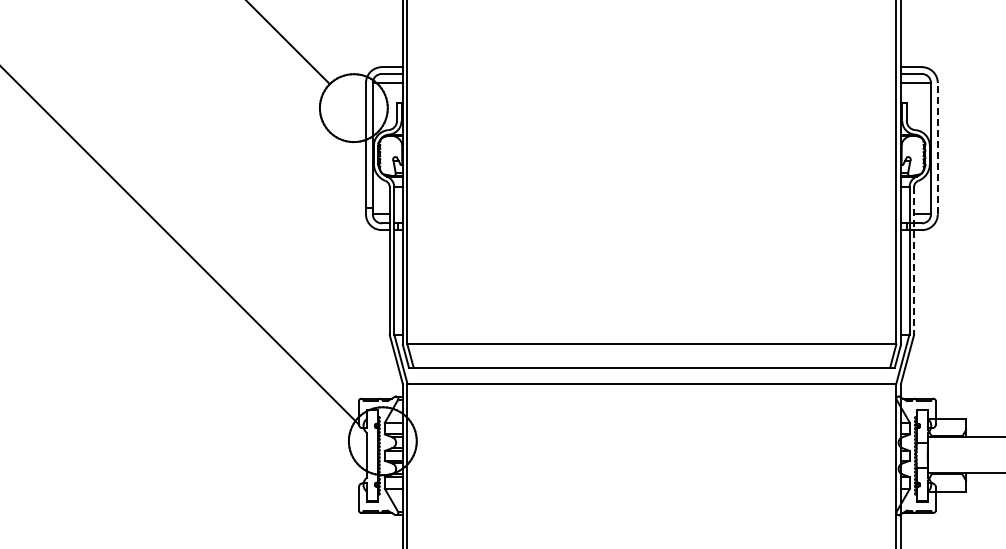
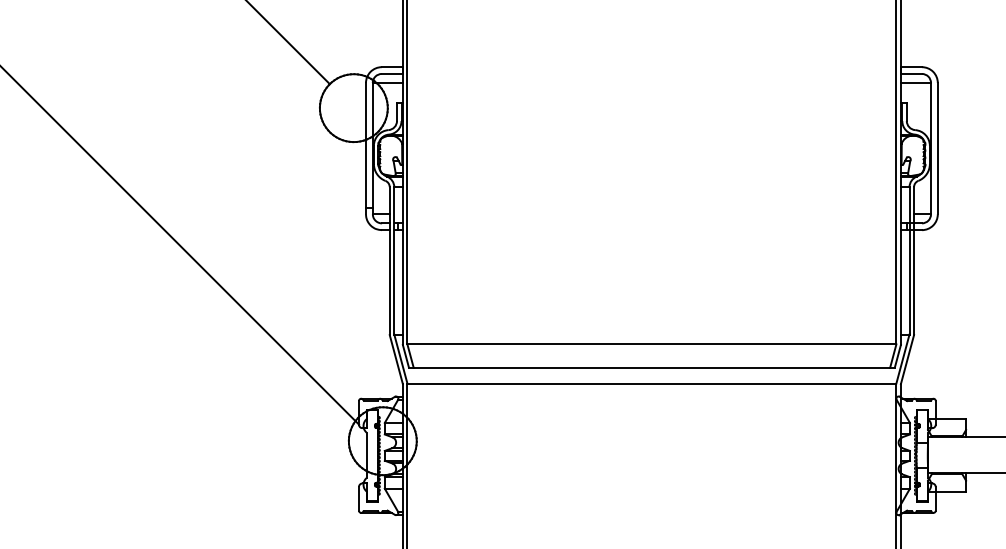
line: dashed -> solid (937, 148)
line: dashed -> solid (914, 261)
